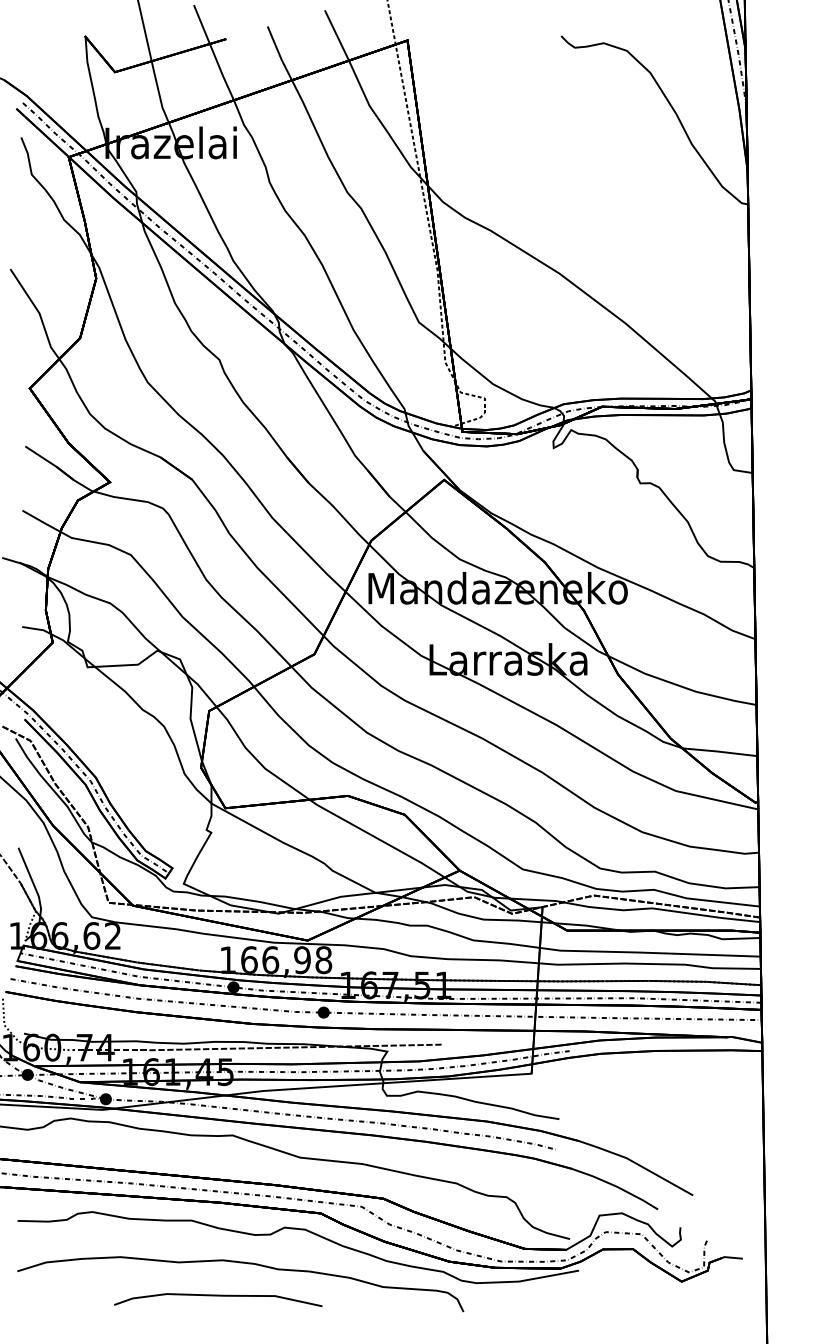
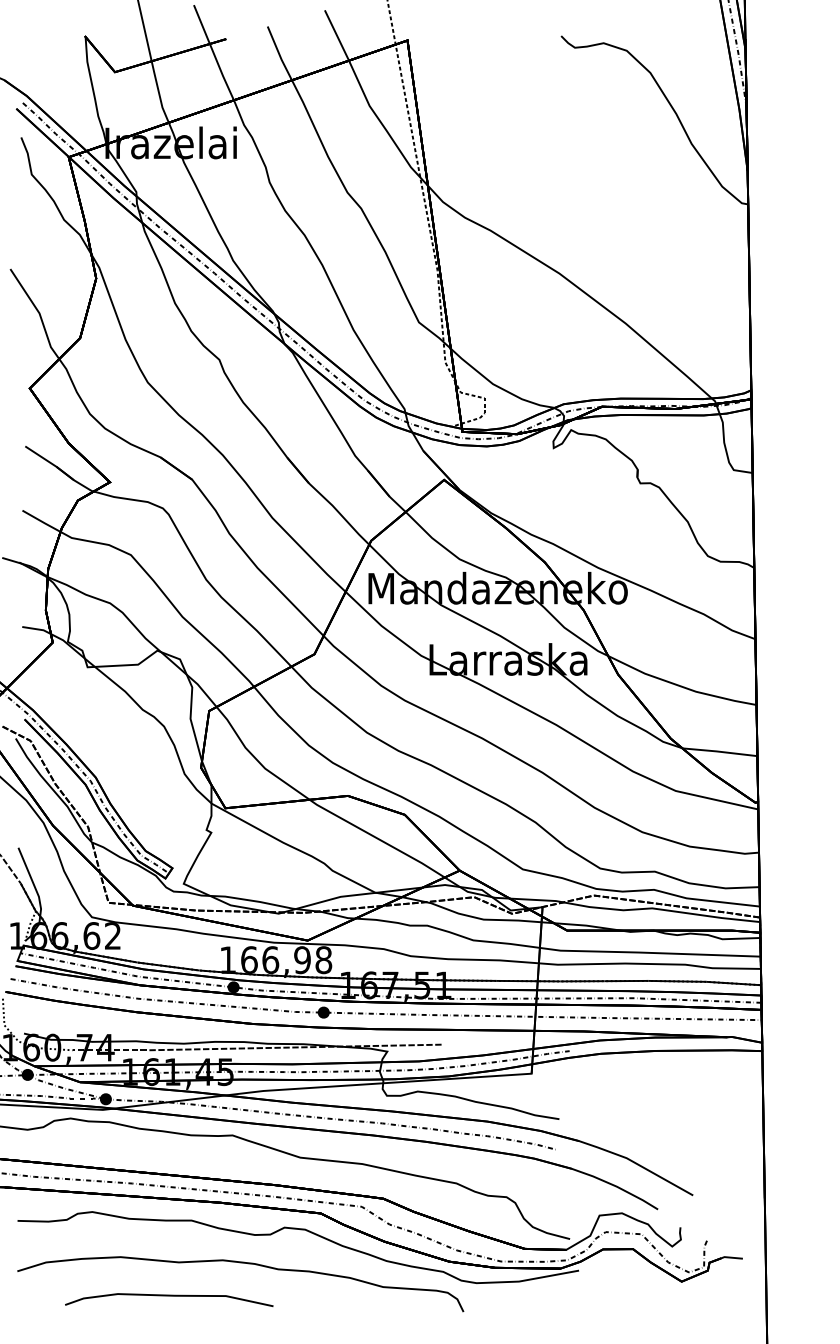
curve position: (218, 1296) -> (169, 1296) (169, 1296)
